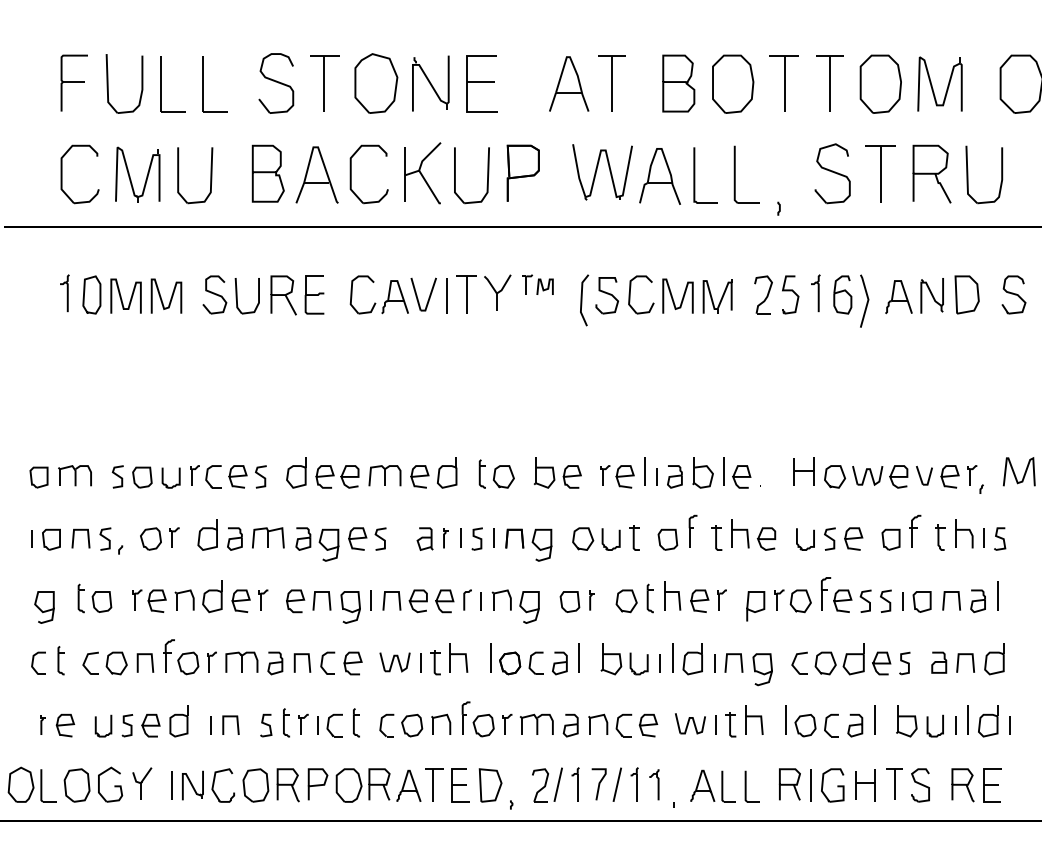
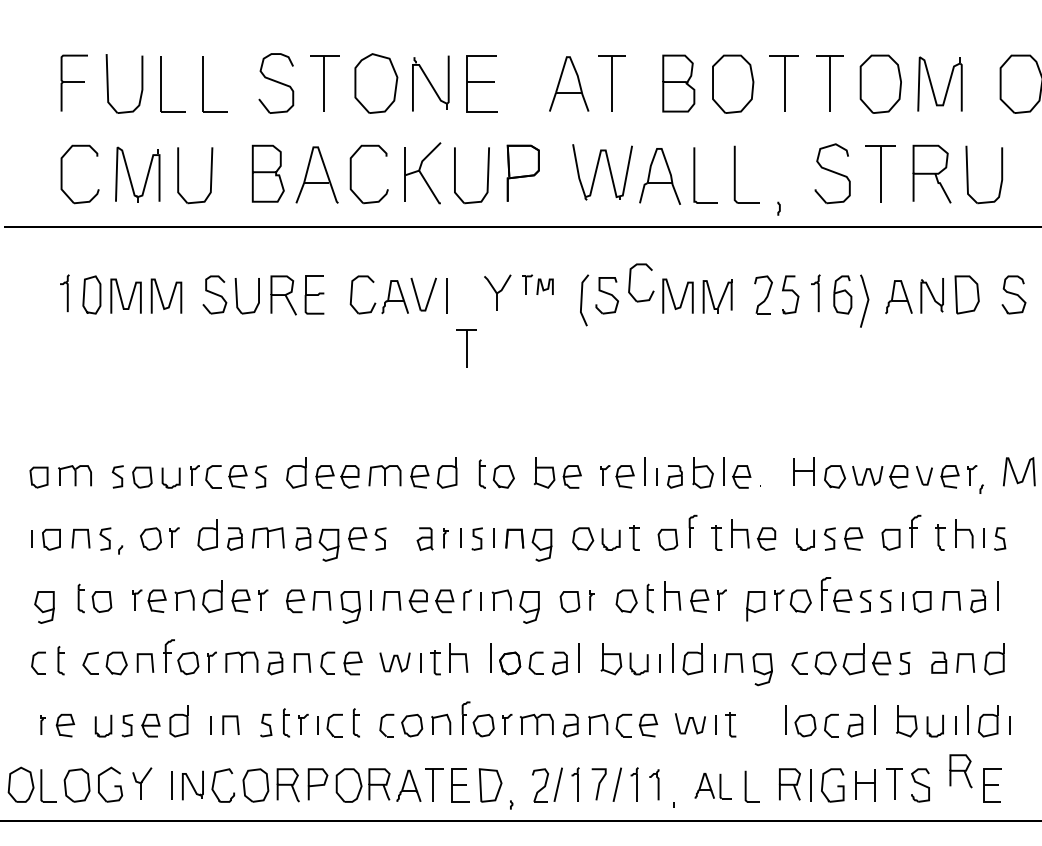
part position: (466, 294) -> (466, 348) (466, 348)
part position: (630, 294) -> (630, 282) (630, 282)
part: present -> none (754, 719)
part size: 46x34 px -> 38x28 px (712, 785)
part position: (962, 785) -> (960, 771) (960, 771)
